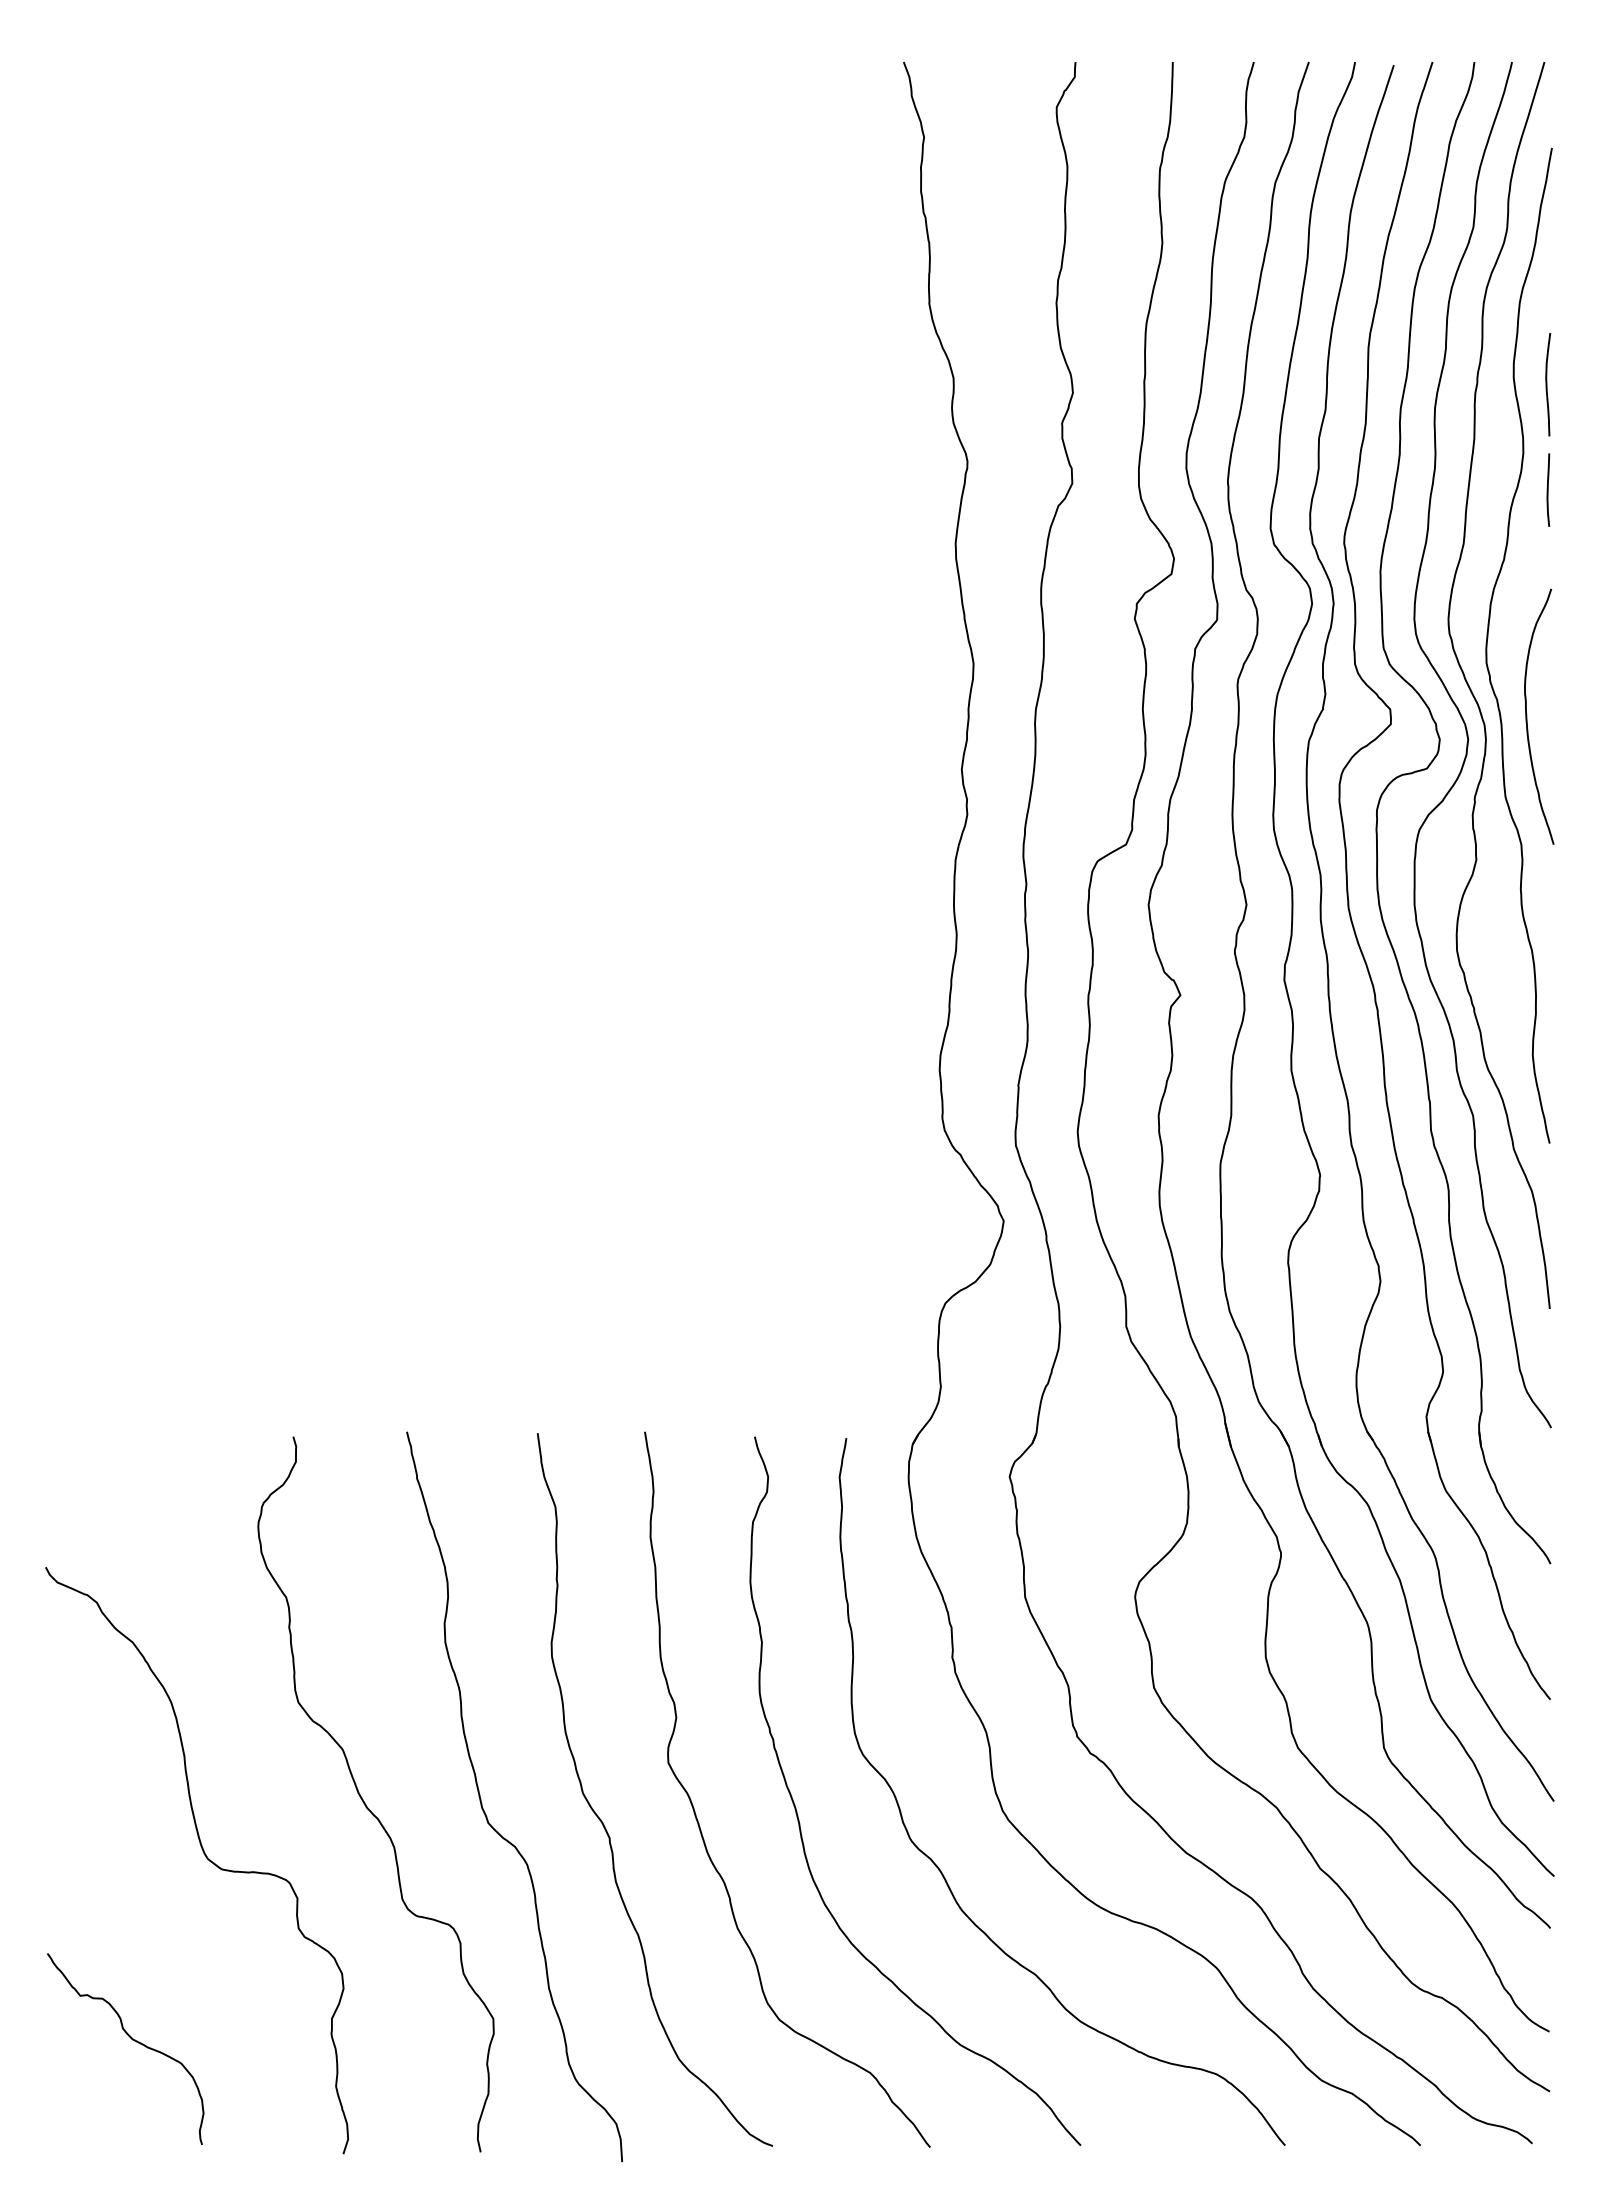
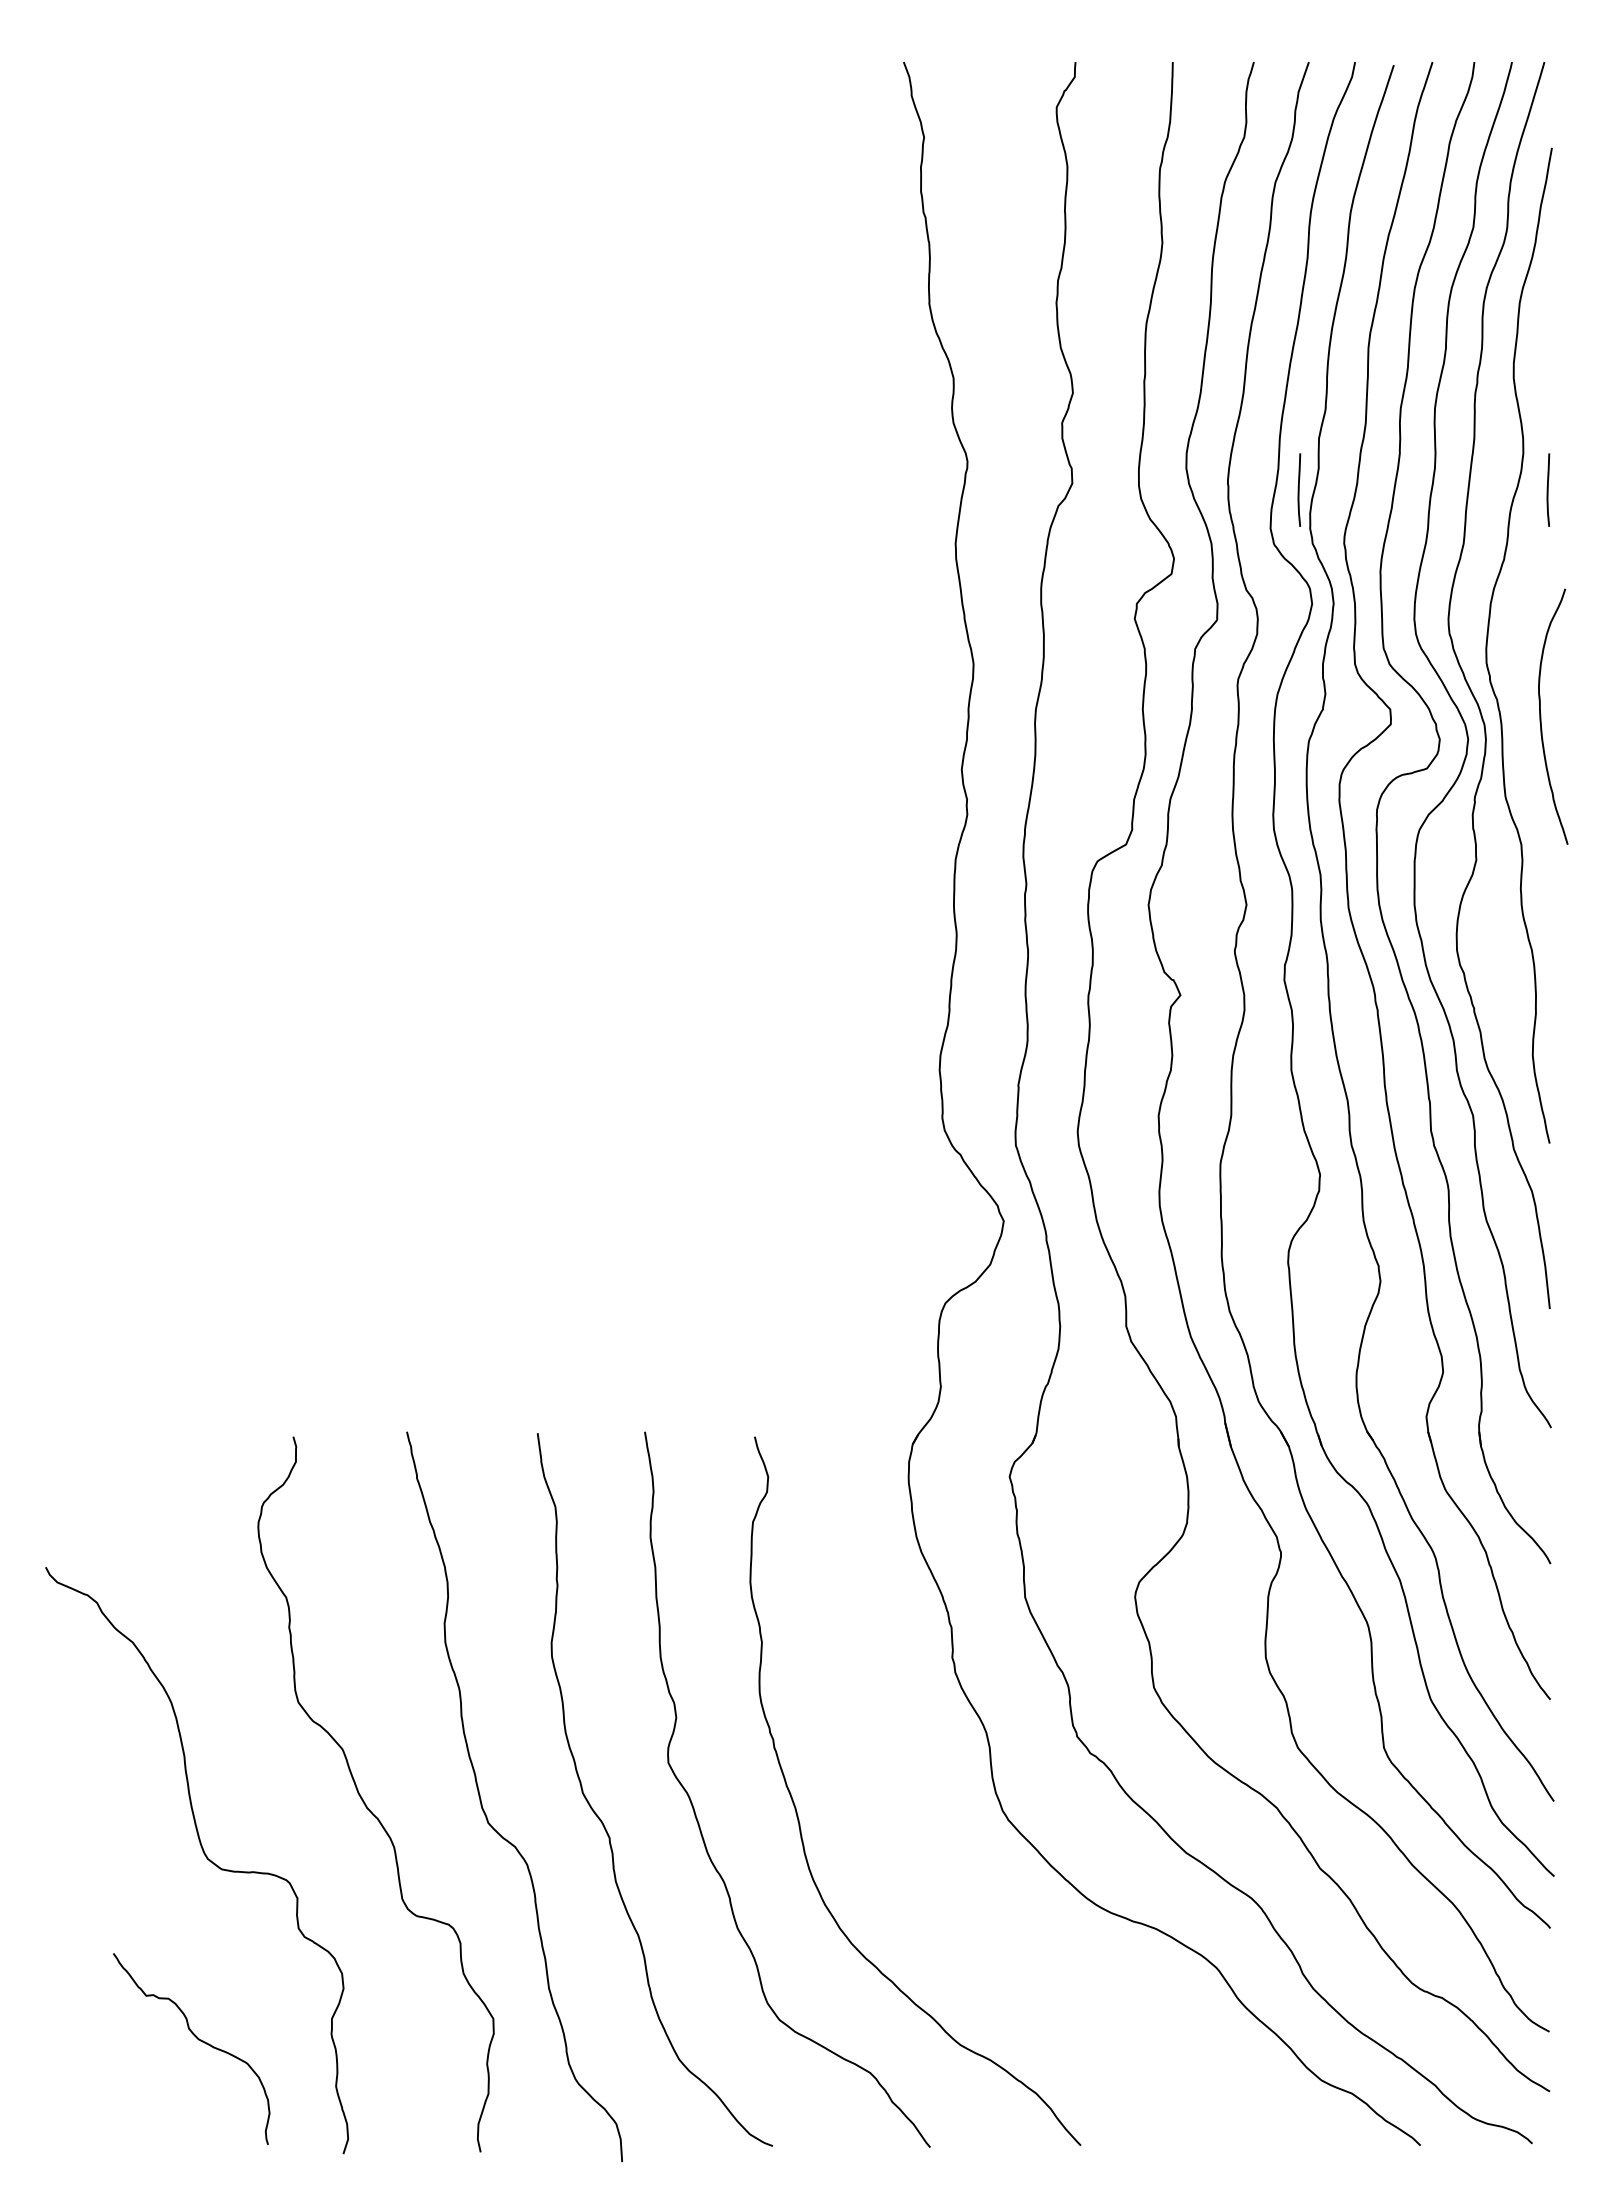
curve: present -> none (1547, 384)
curve: none -> present (1299, 489)
curve position: (1527, 716) -> (1541, 716) (1541, 716)
curve: present -> none (942, 1872)
curve position: (132, 2040) -> (198, 2040) (198, 2040)
